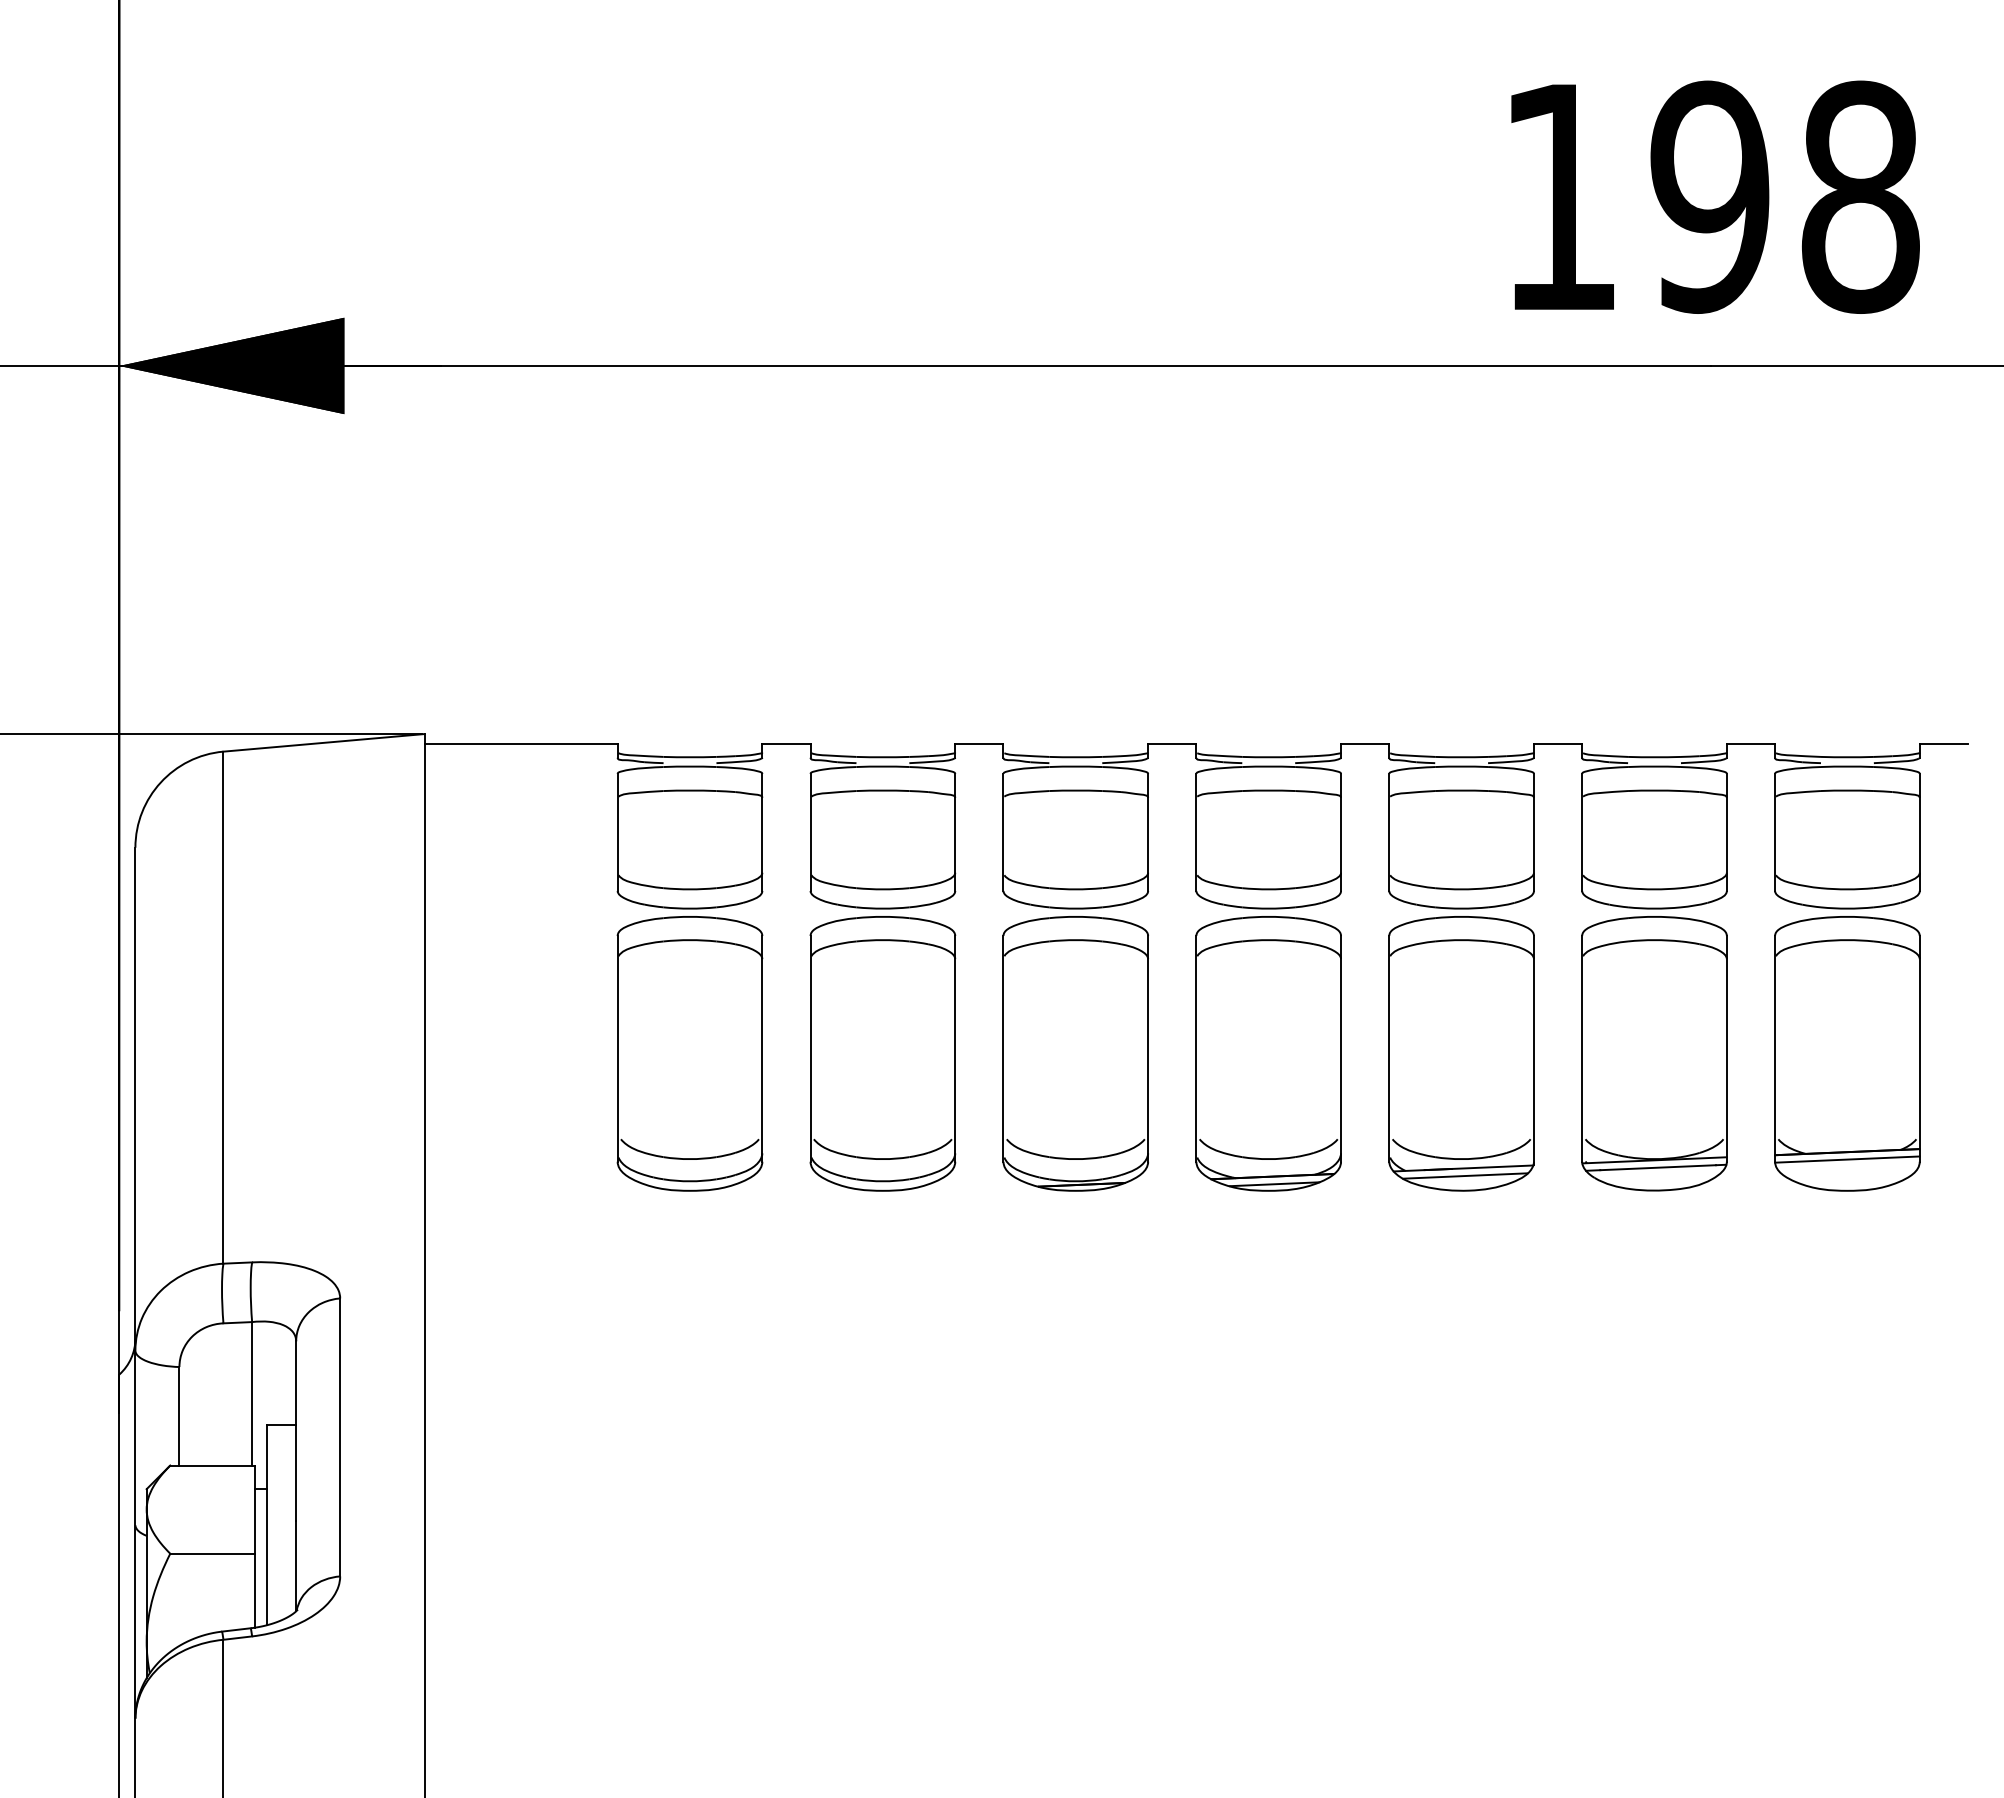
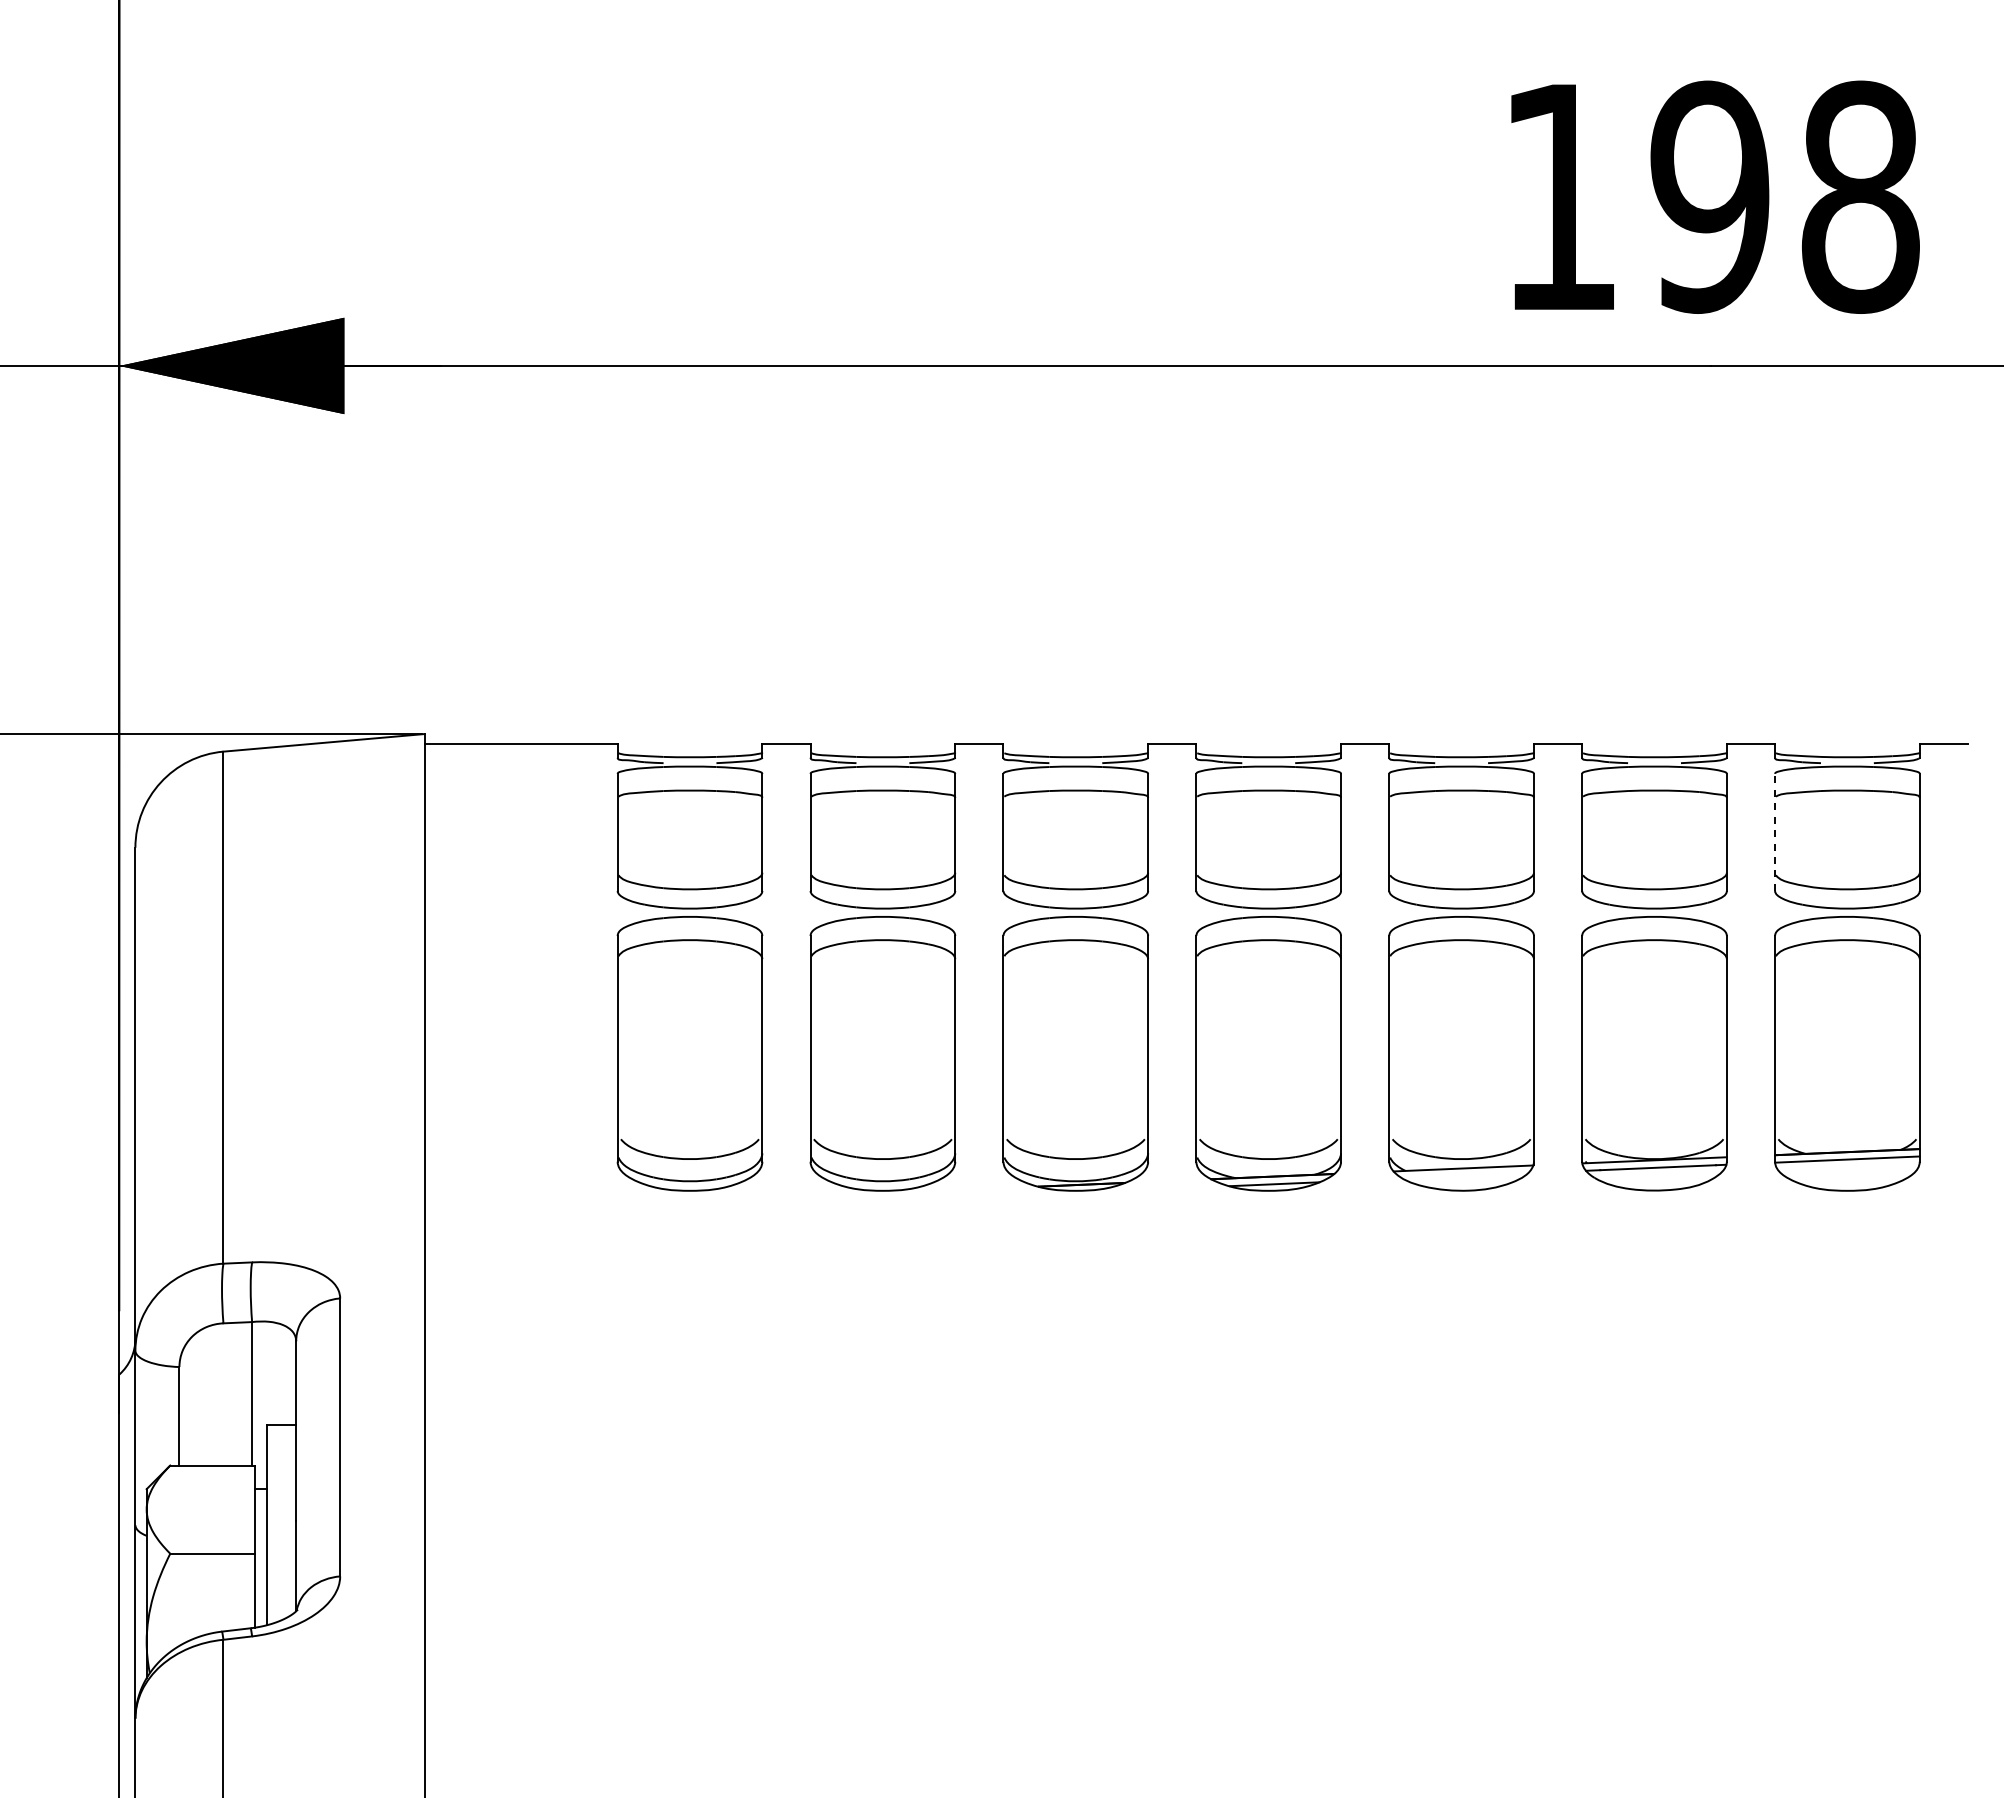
line: solid -> dashed (1775, 832)
line: present -> none (1437, 1169)
line: present -> none (1465, 1175)
